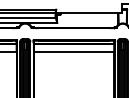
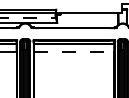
line: solid -> dashed (28, 17)
line: solid -> dashed (74, 52)
